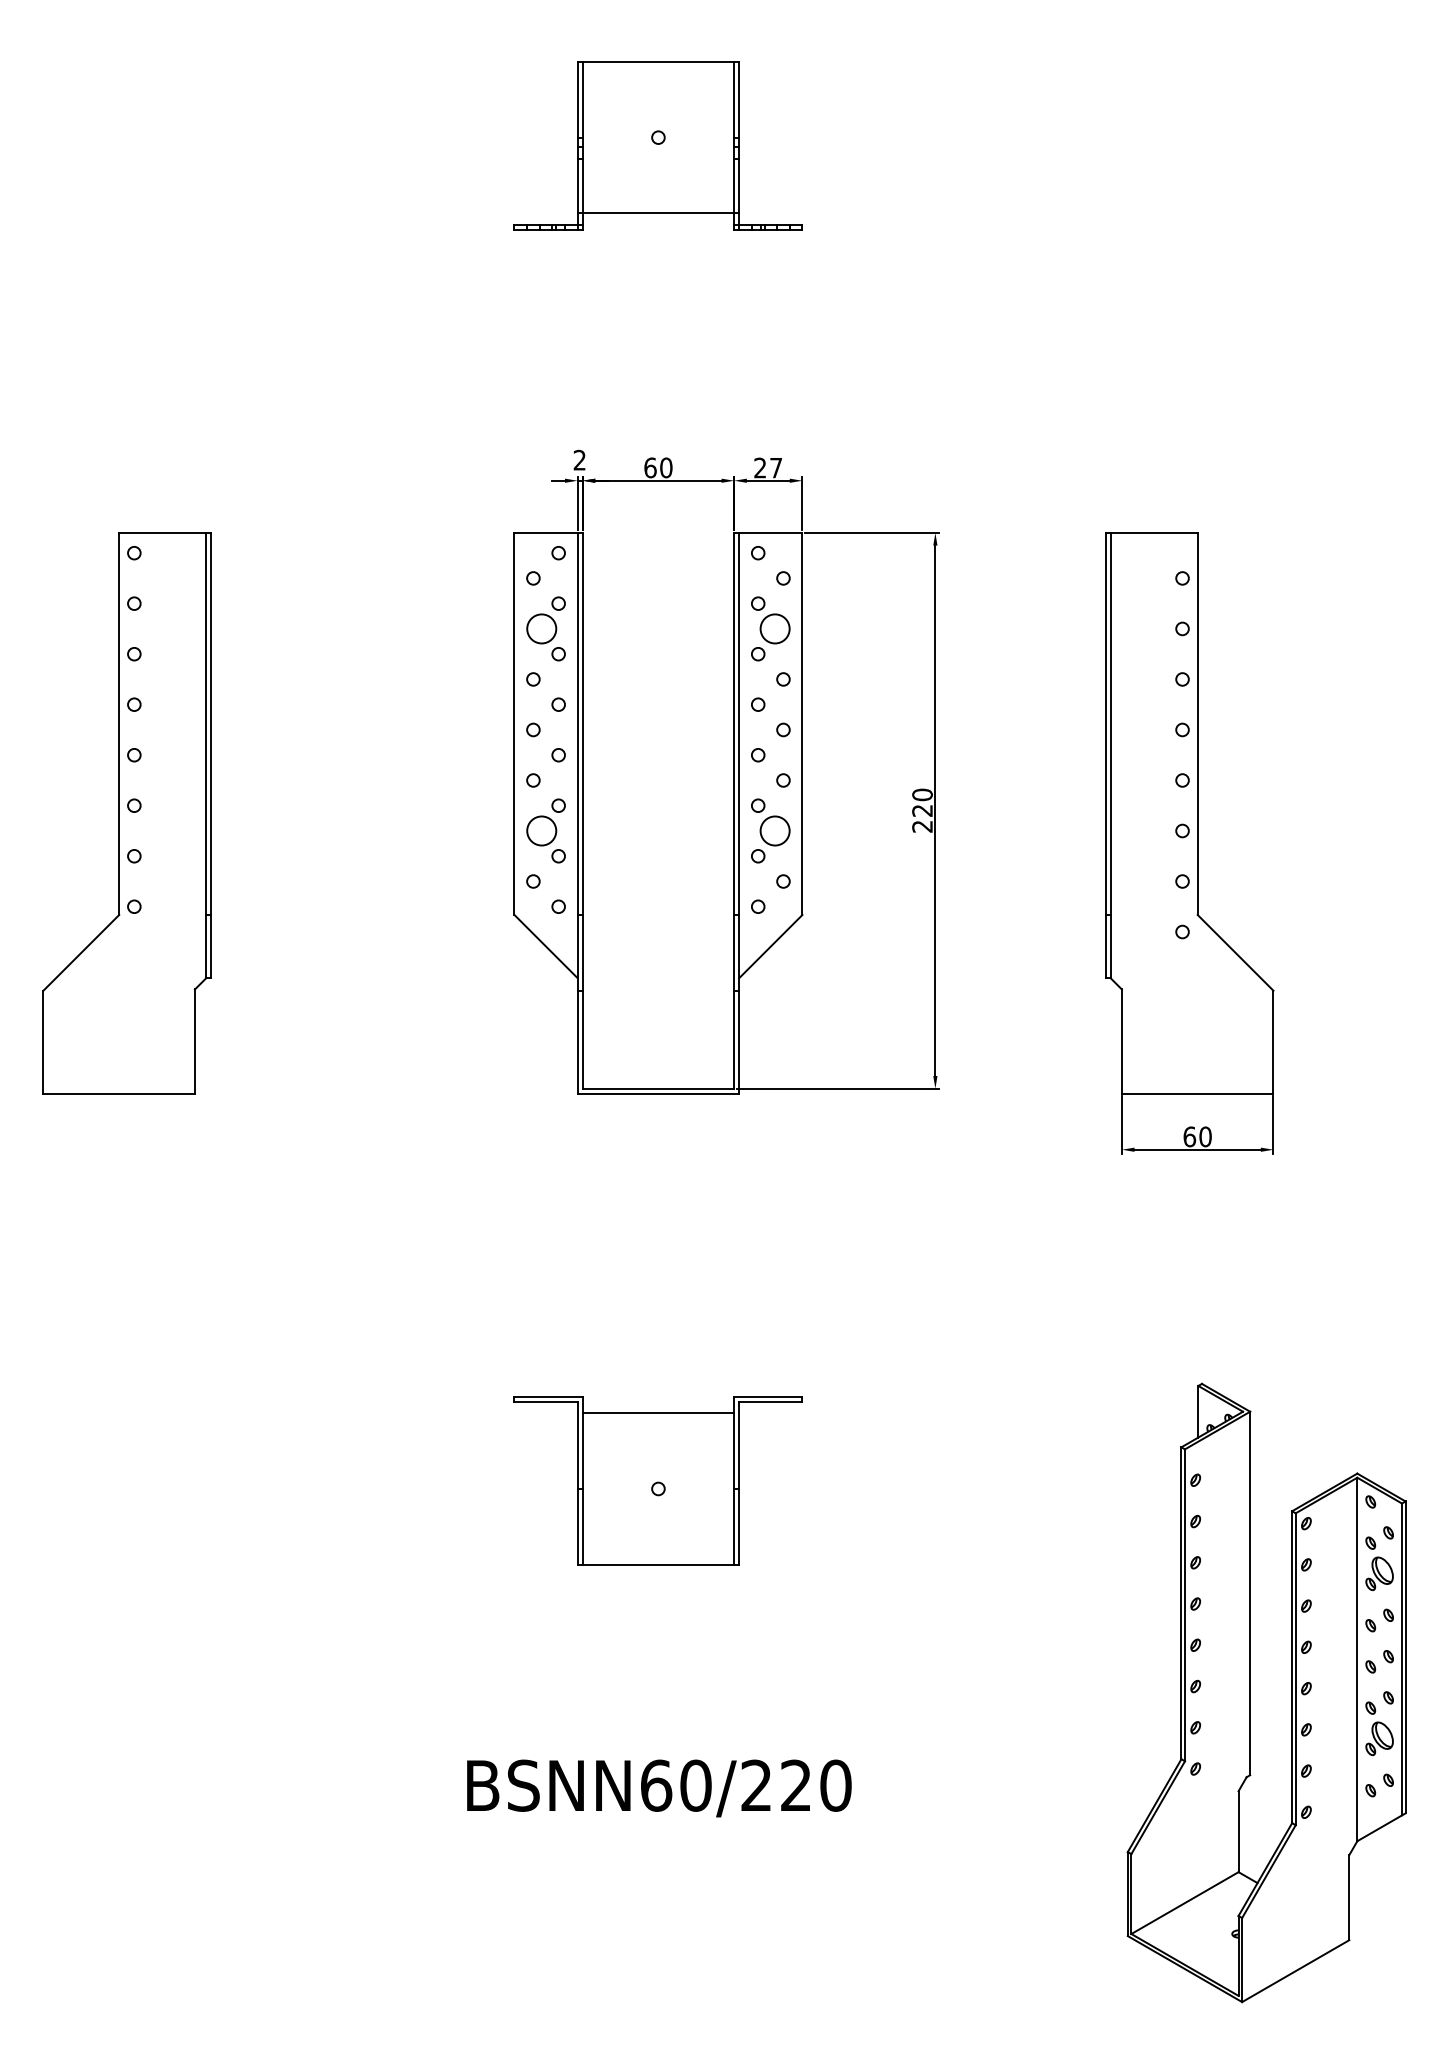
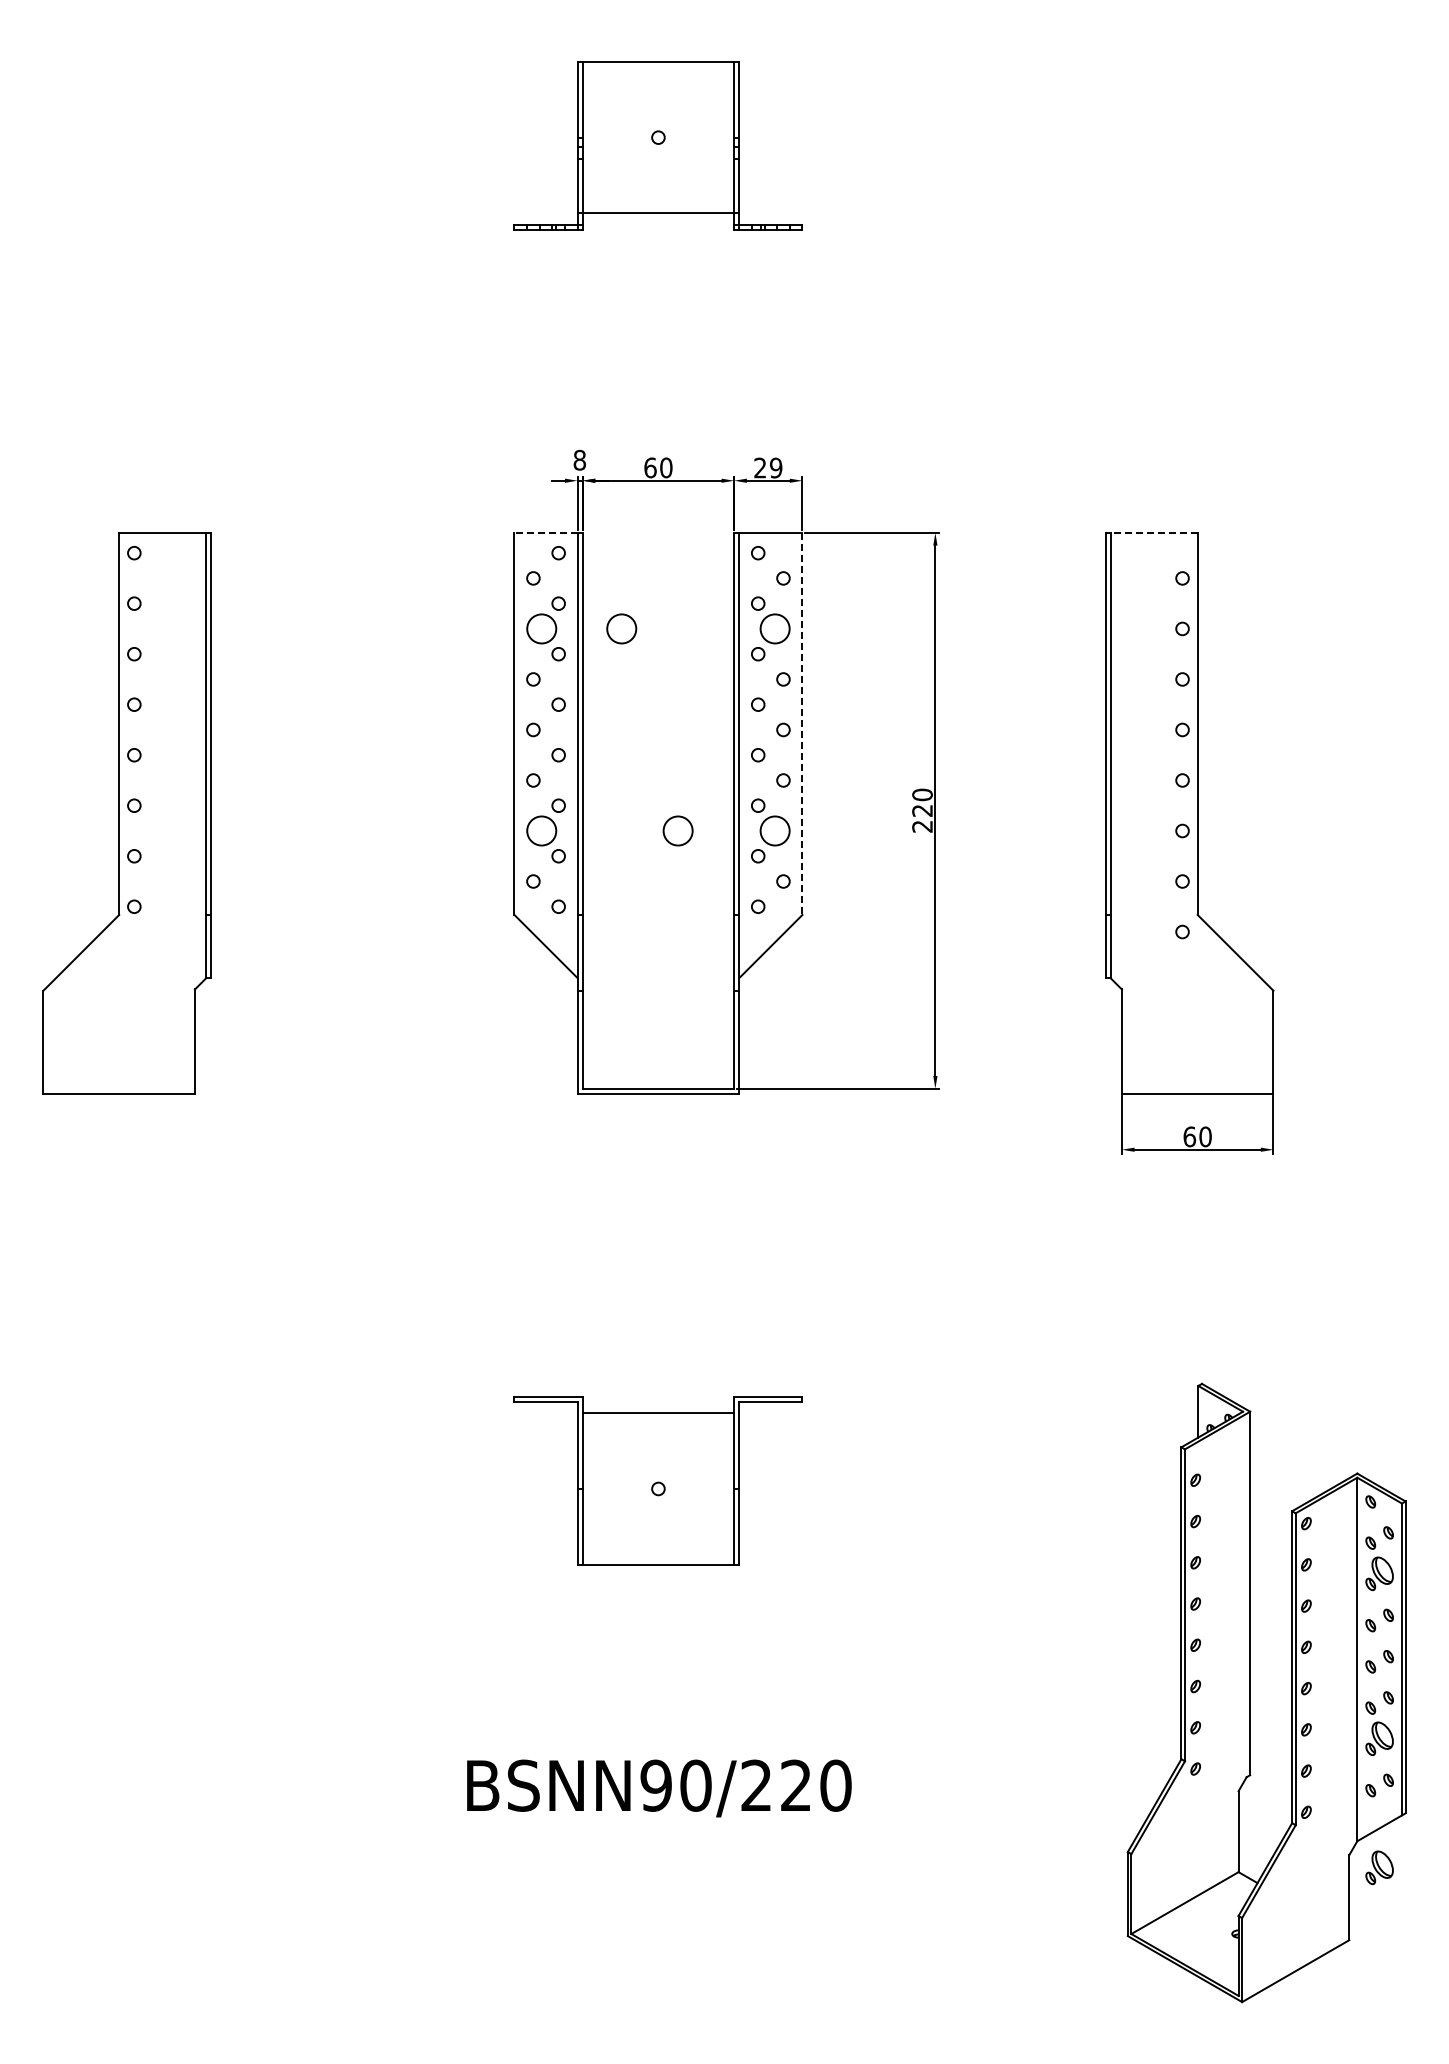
text: 2 -> 8 (579, 460)
text: 27 -> 29 (776, 467)
line: solid -> dashed (546, 532)
line: solid -> dashed (1154, 532)
circle: none -> present (621, 628)
line: solid -> dashed (802, 724)
circle: none -> present (677, 830)
text: BSNN60/220 -> BSNN90/220 (656, 1785)
part: none -> present (1379, 1867)
